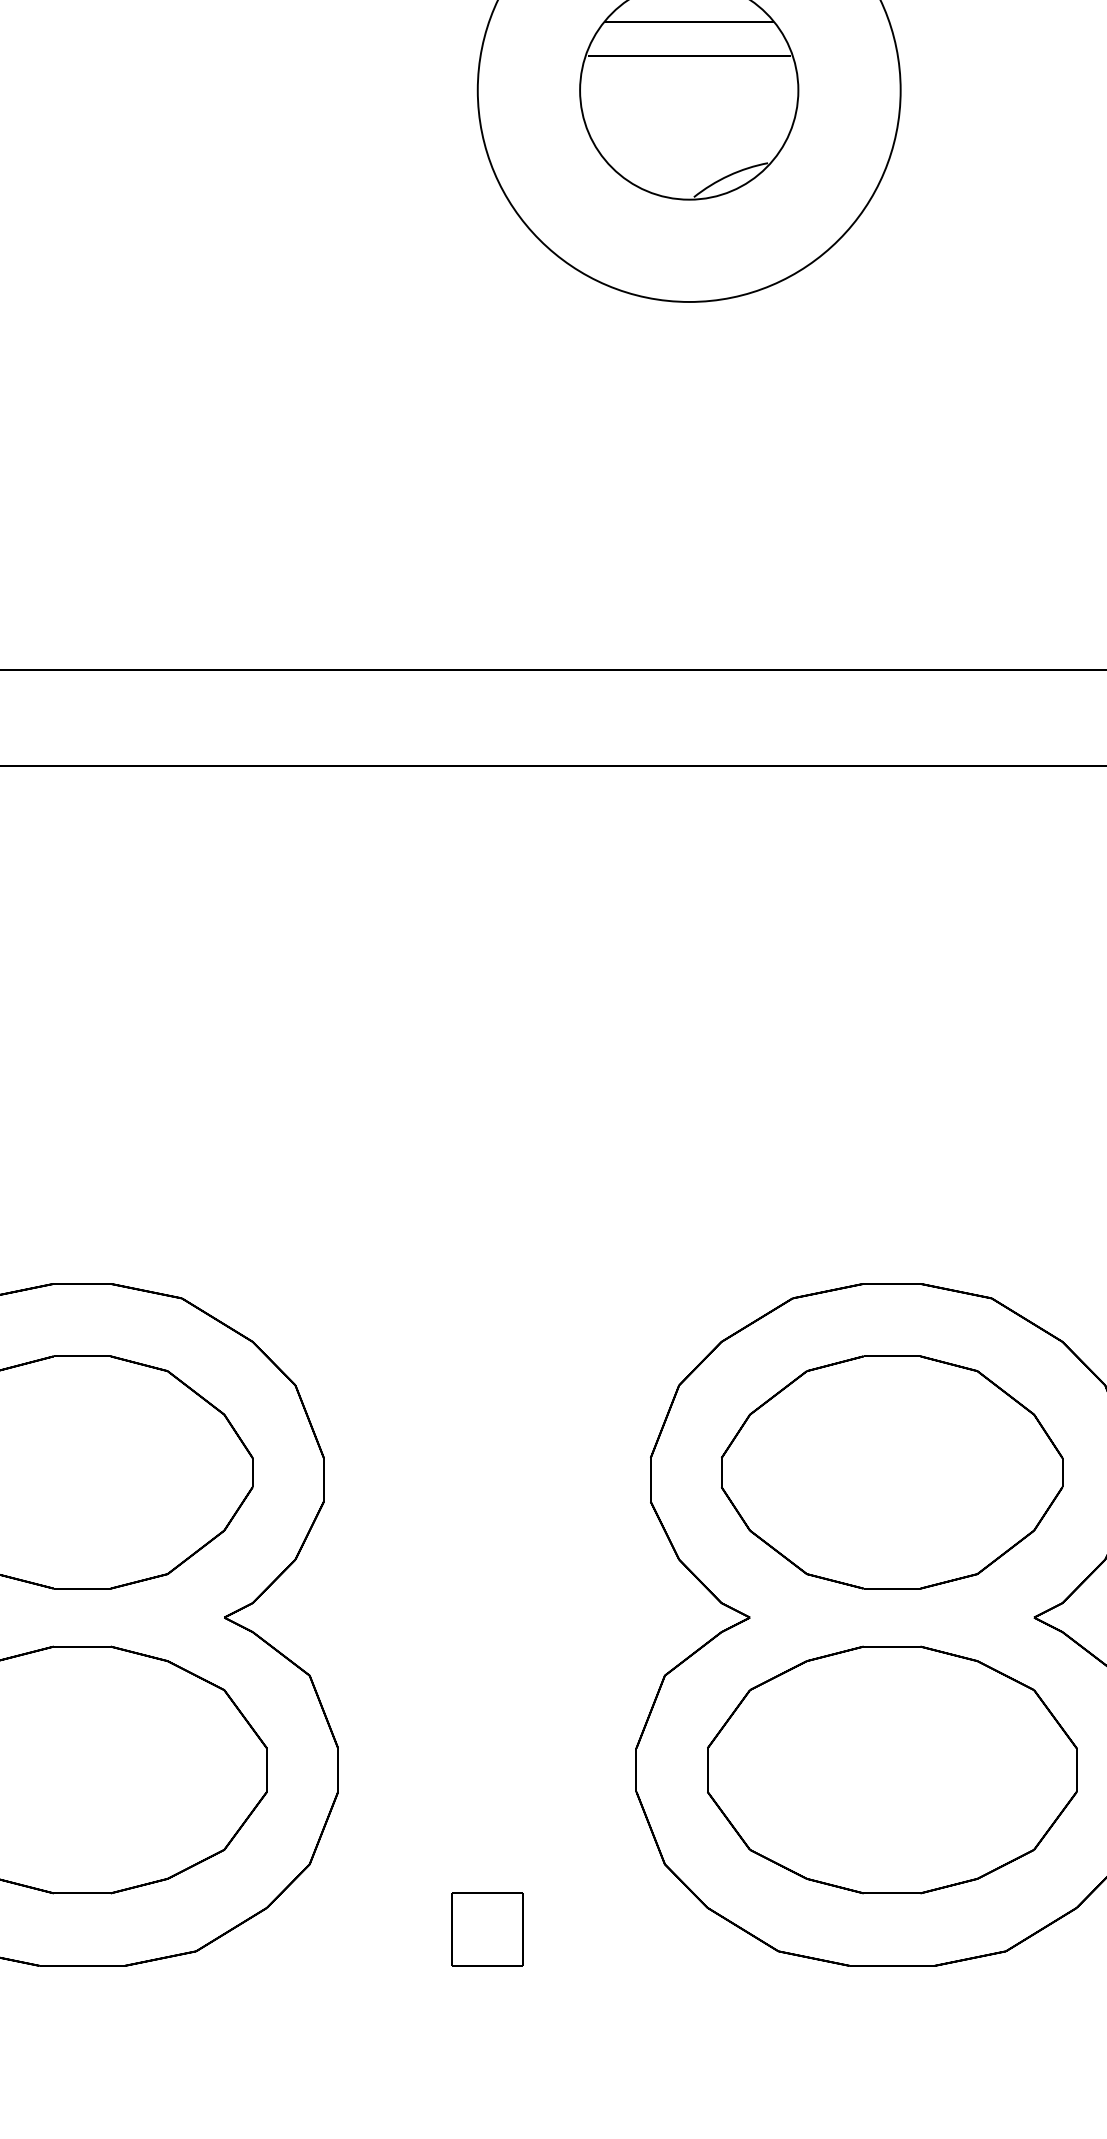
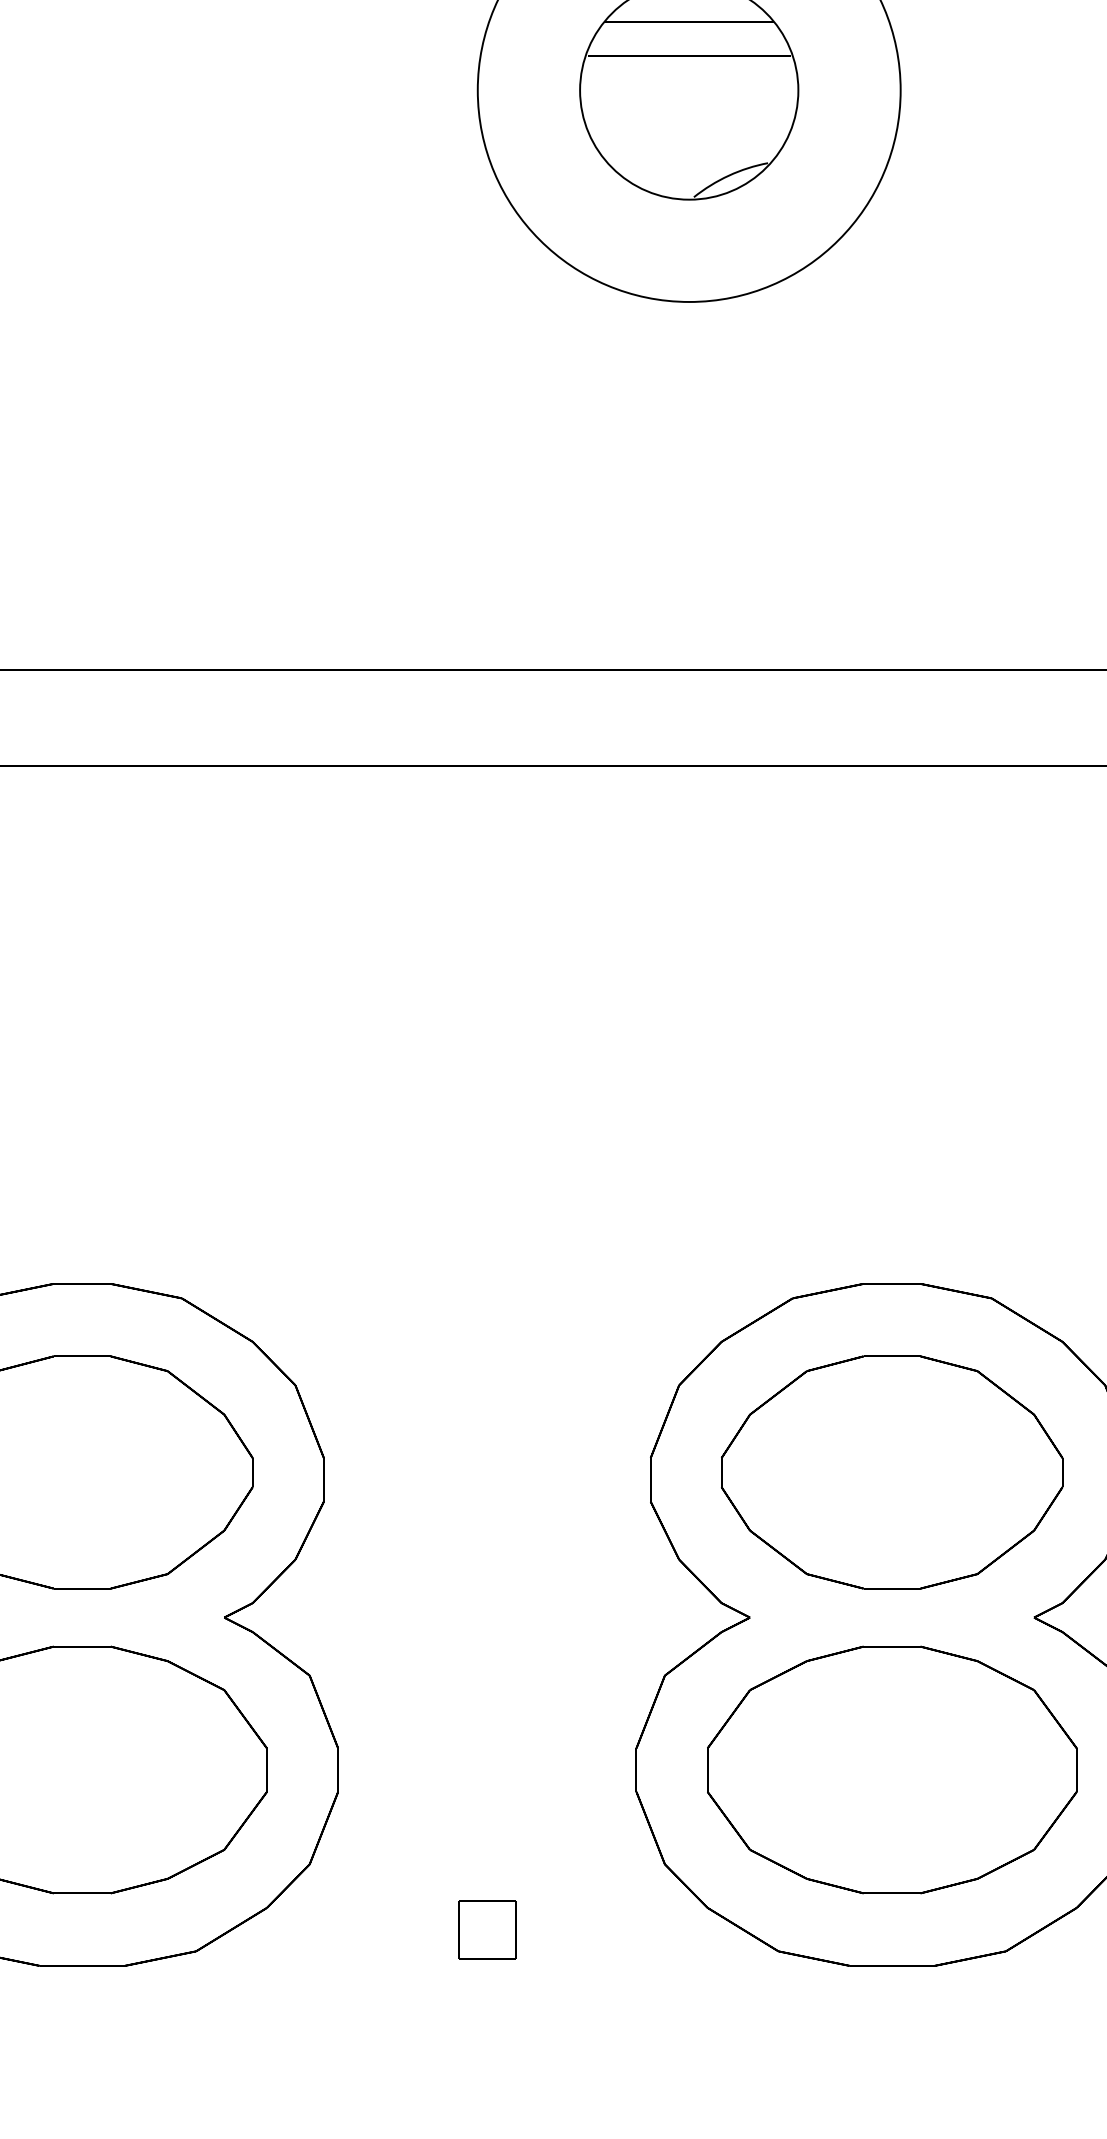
part size: 73x75 px -> 59x60 px (487, 1929)
